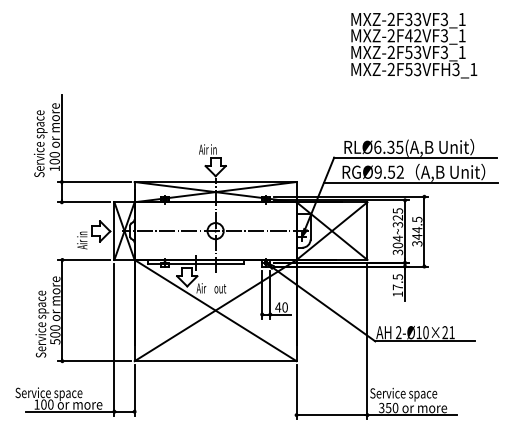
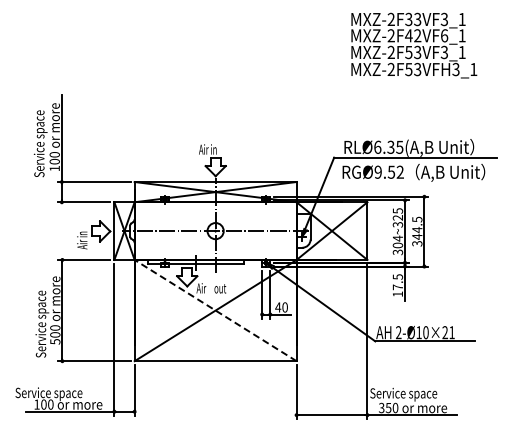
text: MXZ-2F42VF3_1 -> MXZ-2F42VF6_1 (444, 35)
line: present -> none (410, 182)
line: solid -> dashed (215, 310)
